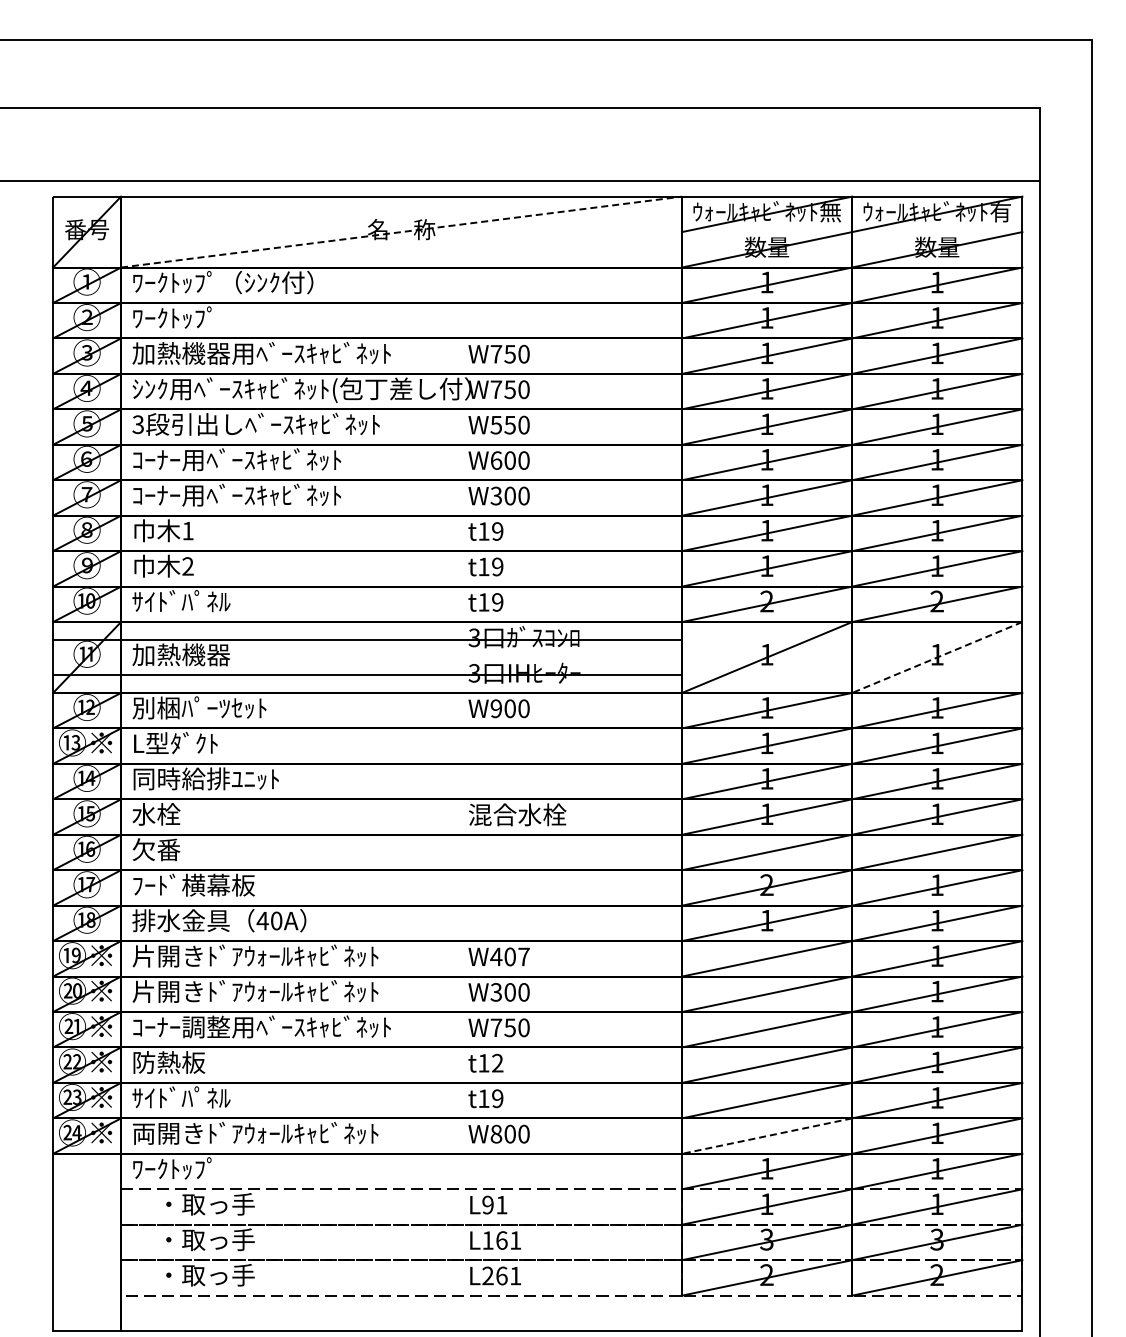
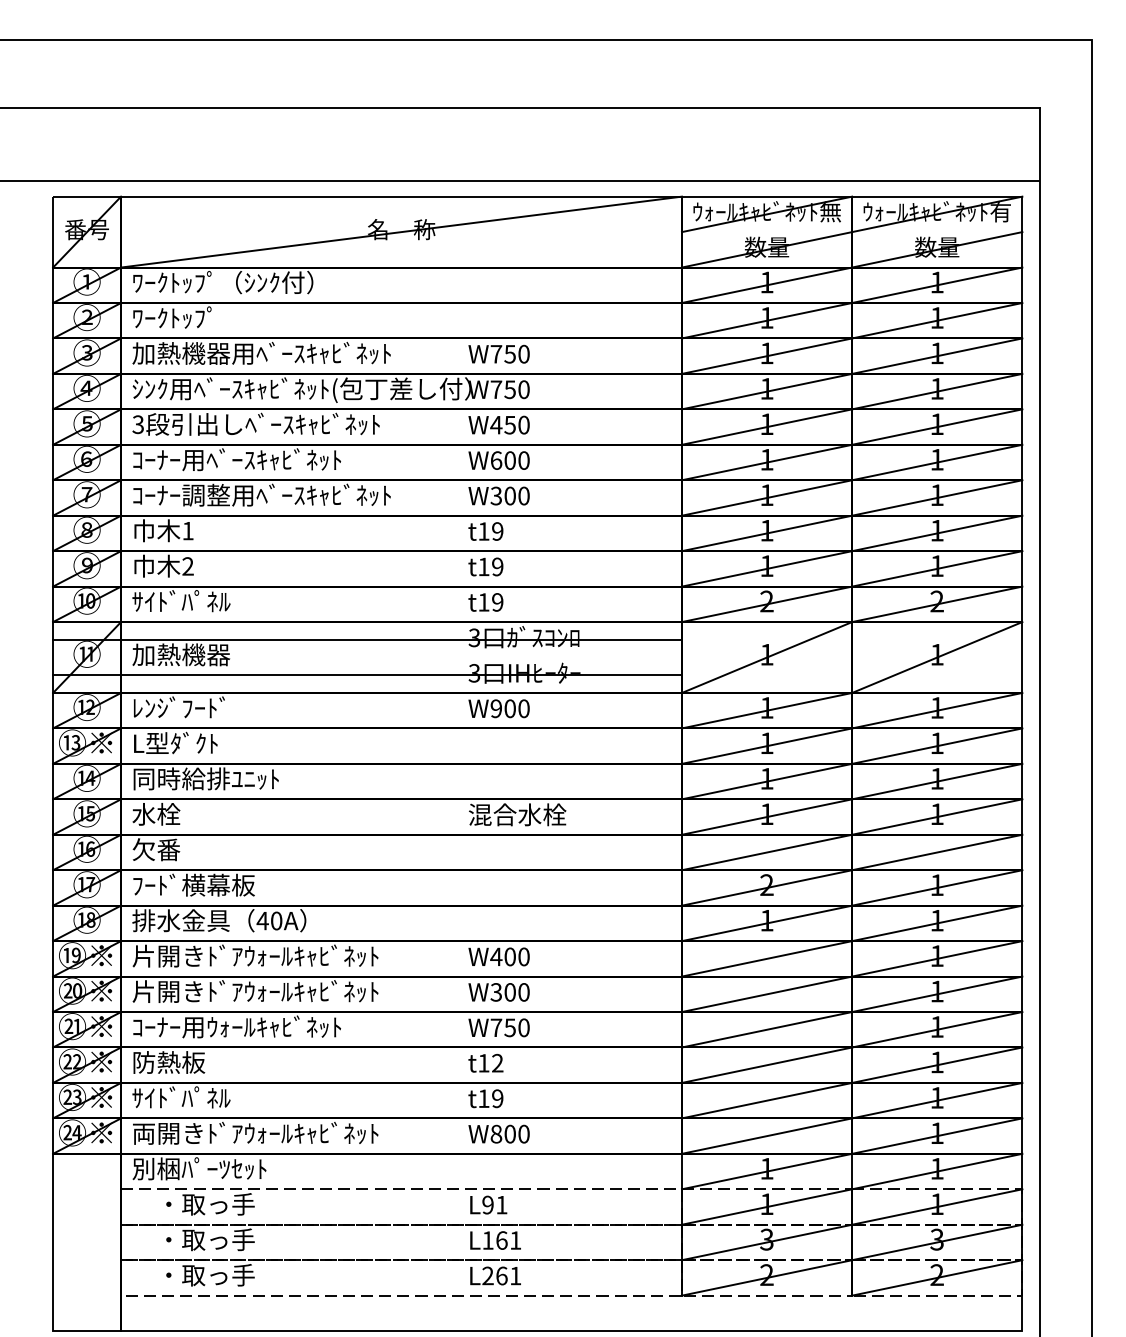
line: dashed -> solid (401, 232)
text: W550 -> W450 (496, 425)
text: ｺｰﾅｰ用ﾍﾞｰｽｷｬﾋﾞﾈｯﾄ -> ｺｰﾅｰ調整用ﾍﾞｰｽｷｬﾋﾞﾈｯﾄ (286, 494)
line: dashed -> solid (936, 657)
text: 別梱ﾊﾟｰﾂｾｯﾄ -> ﾚﾝｼﾞﾌｰﾄﾞ (199, 707)
text: W407 -> W400 (523, 956)
text: ｺｰﾅｰ調整用ﾍﾞｰｽｷｬﾋﾞﾈｯﾄ -> ｺｰﾅｰ用ｳｫｰﾙｷｬﾋﾞﾈｯﾄ (286, 1026)
line: dashed -> solid (767, 1136)
text: ﾜｰｸﾄｯﾌﾟ -> 別梱ﾊﾟｰﾂｾｯﾄ (199, 1168)
